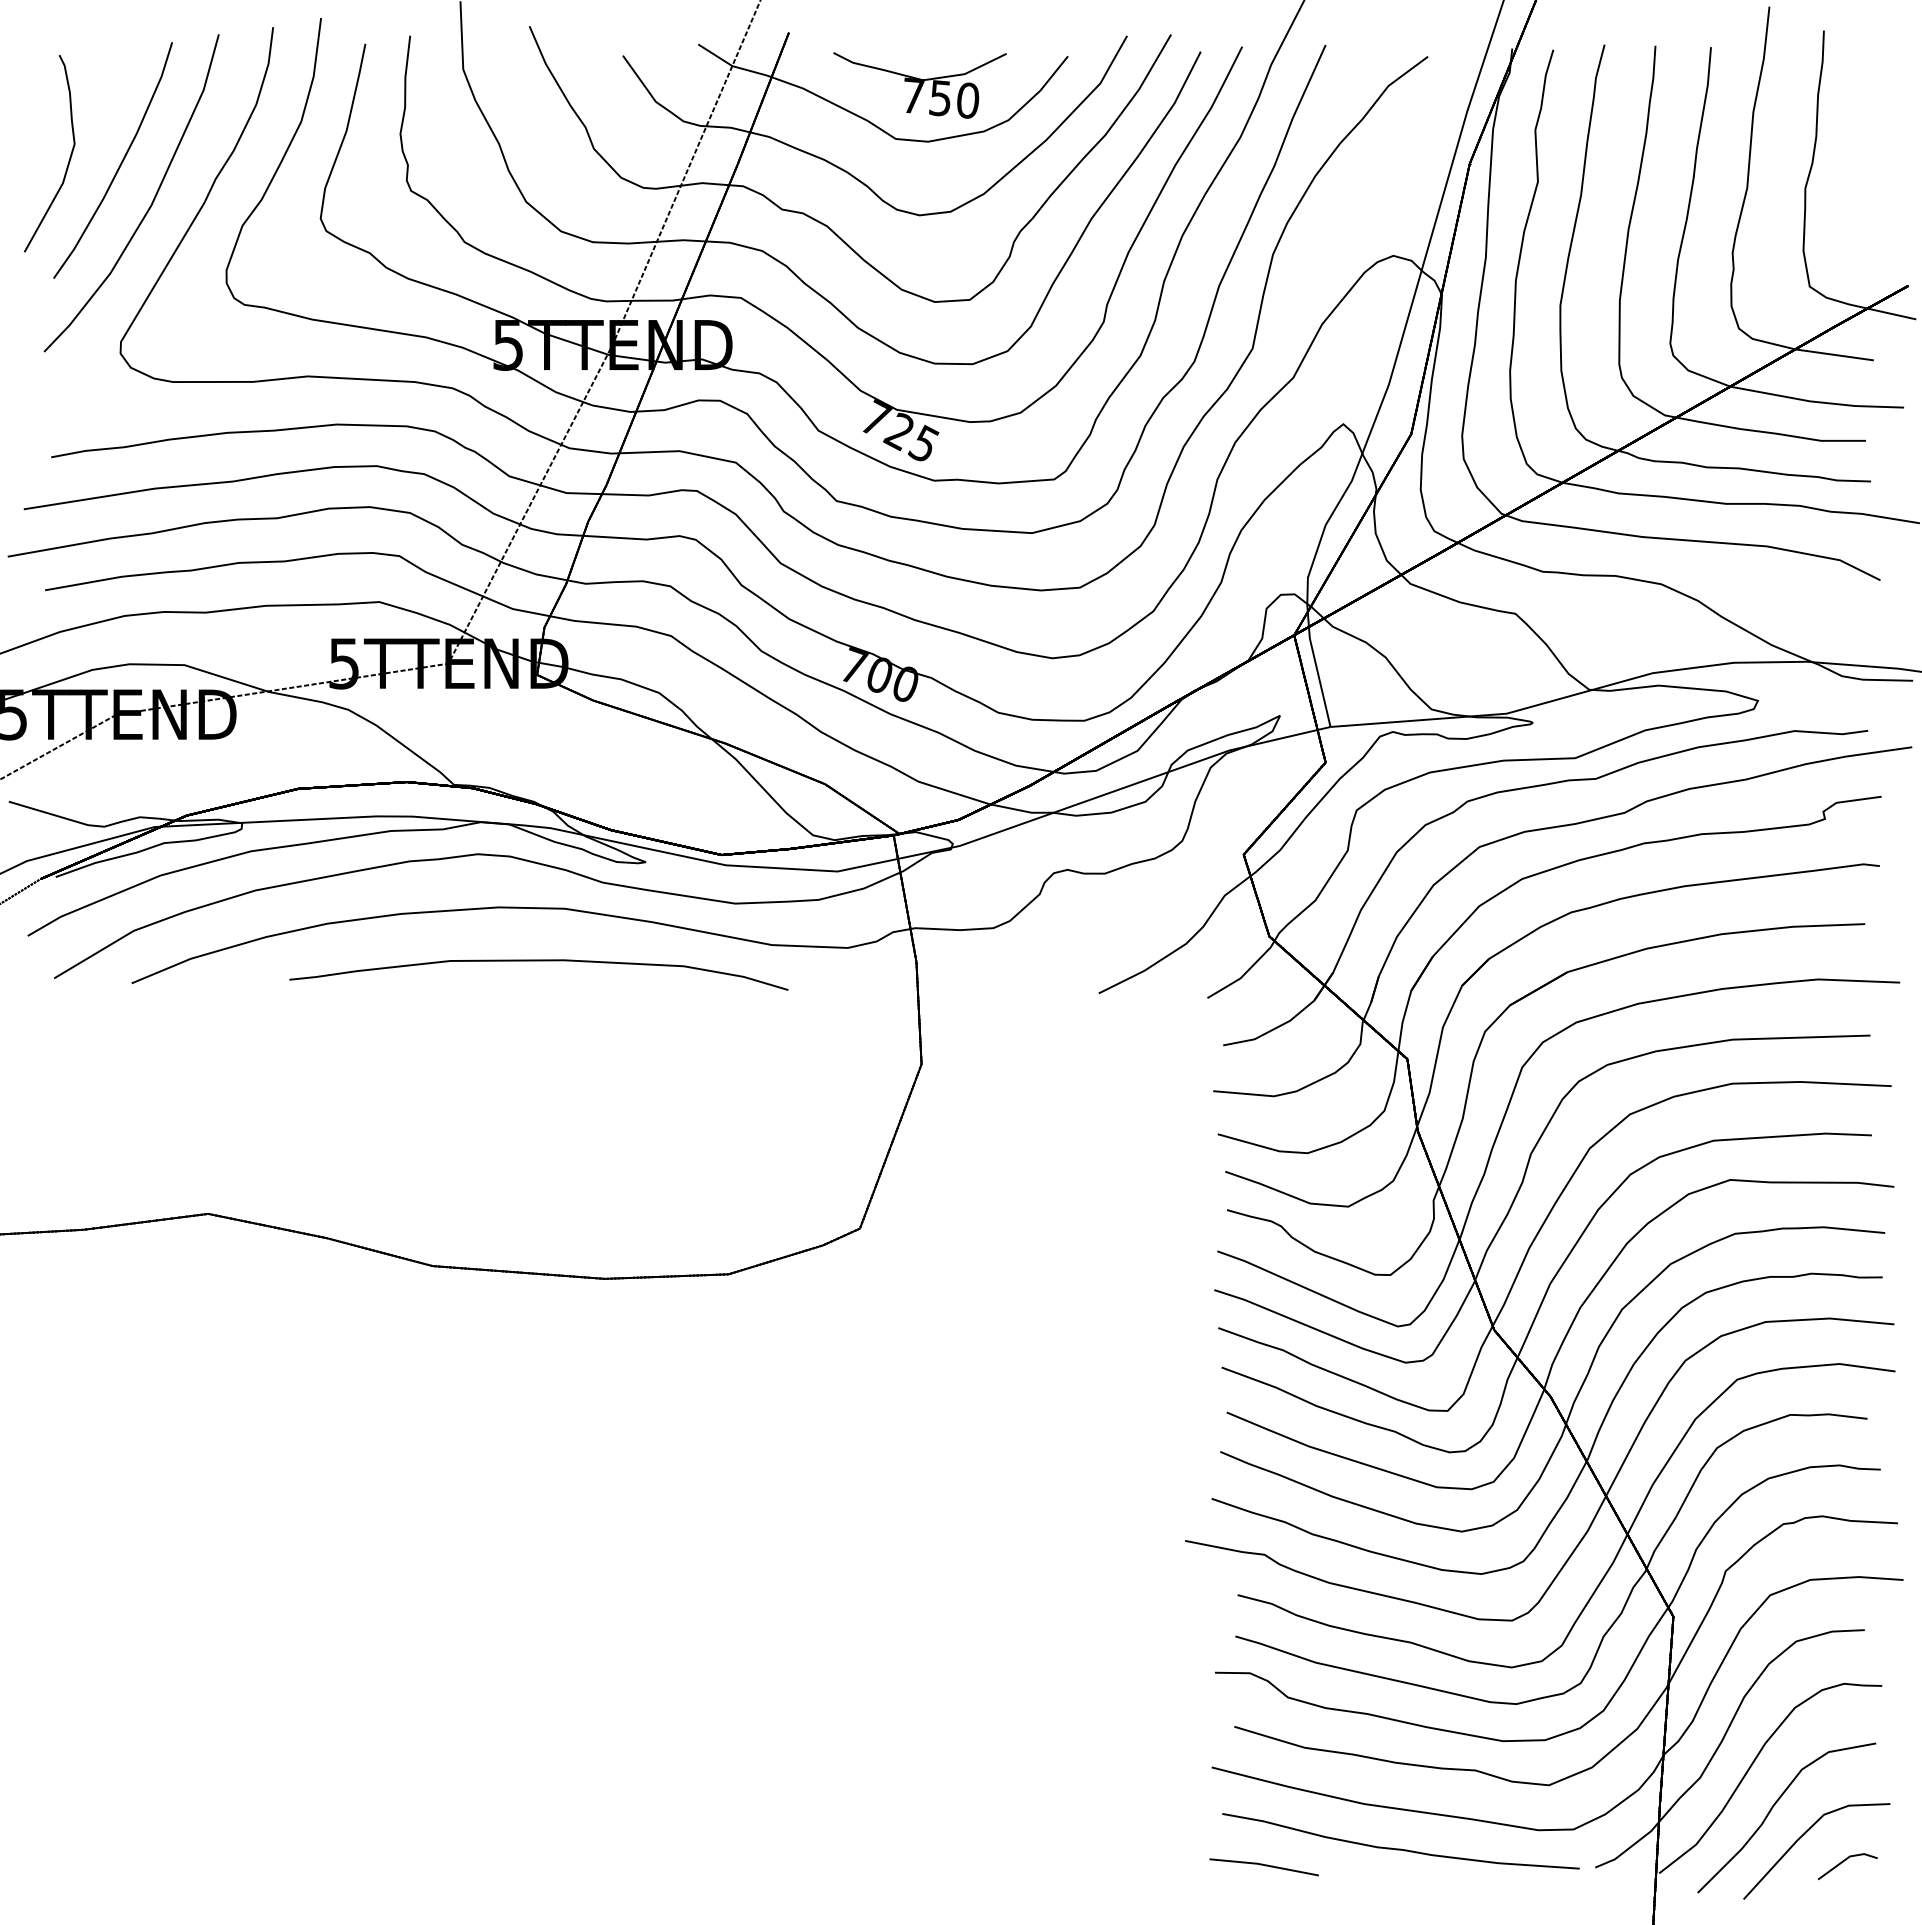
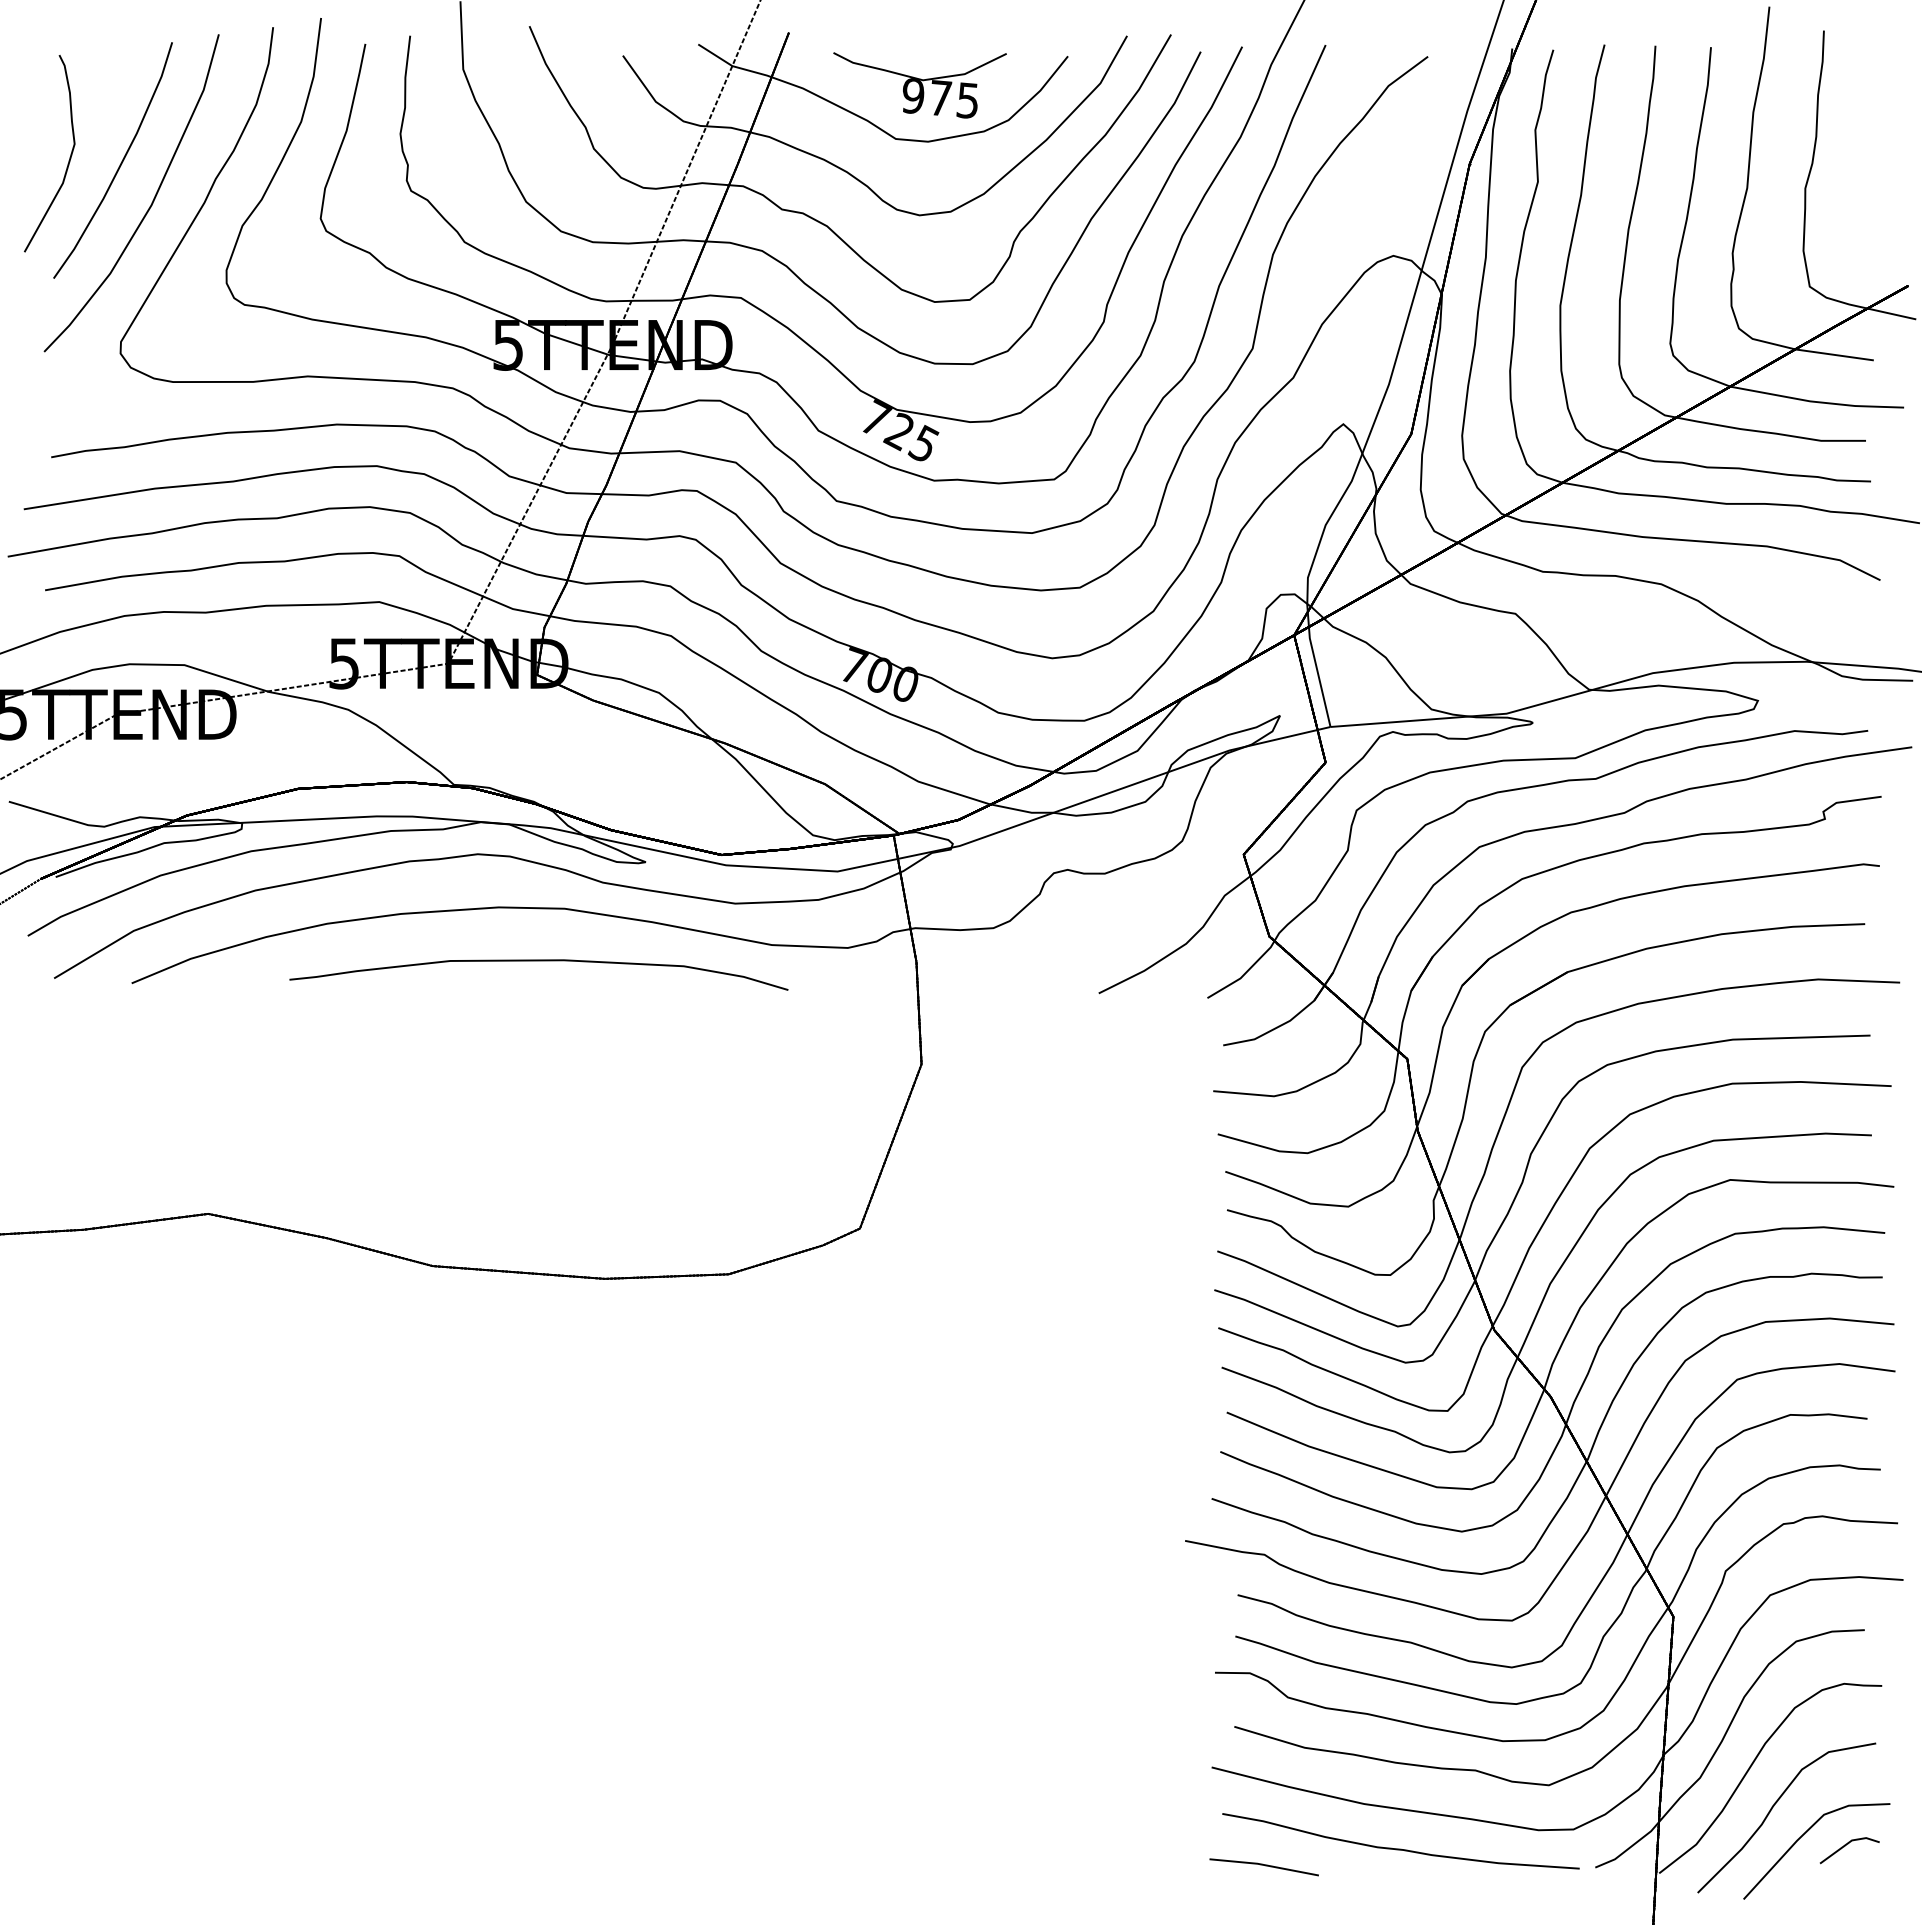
text: 750 -> 975 (941, 97)
line position: (1843, 1862) -> (1845, 1846) (1845, 1846)
